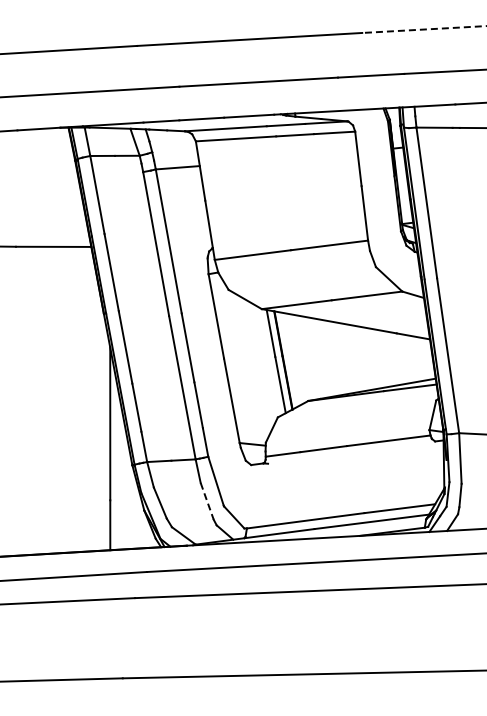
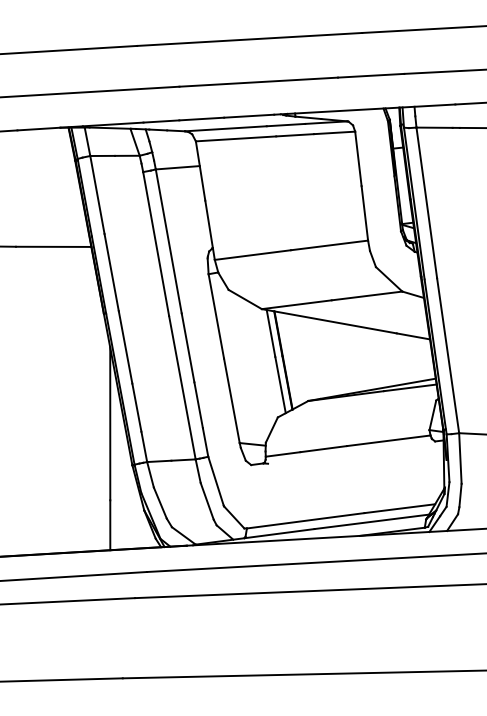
line: dashed -> solid (424, 29)
line: dashed -> solid (207, 501)
